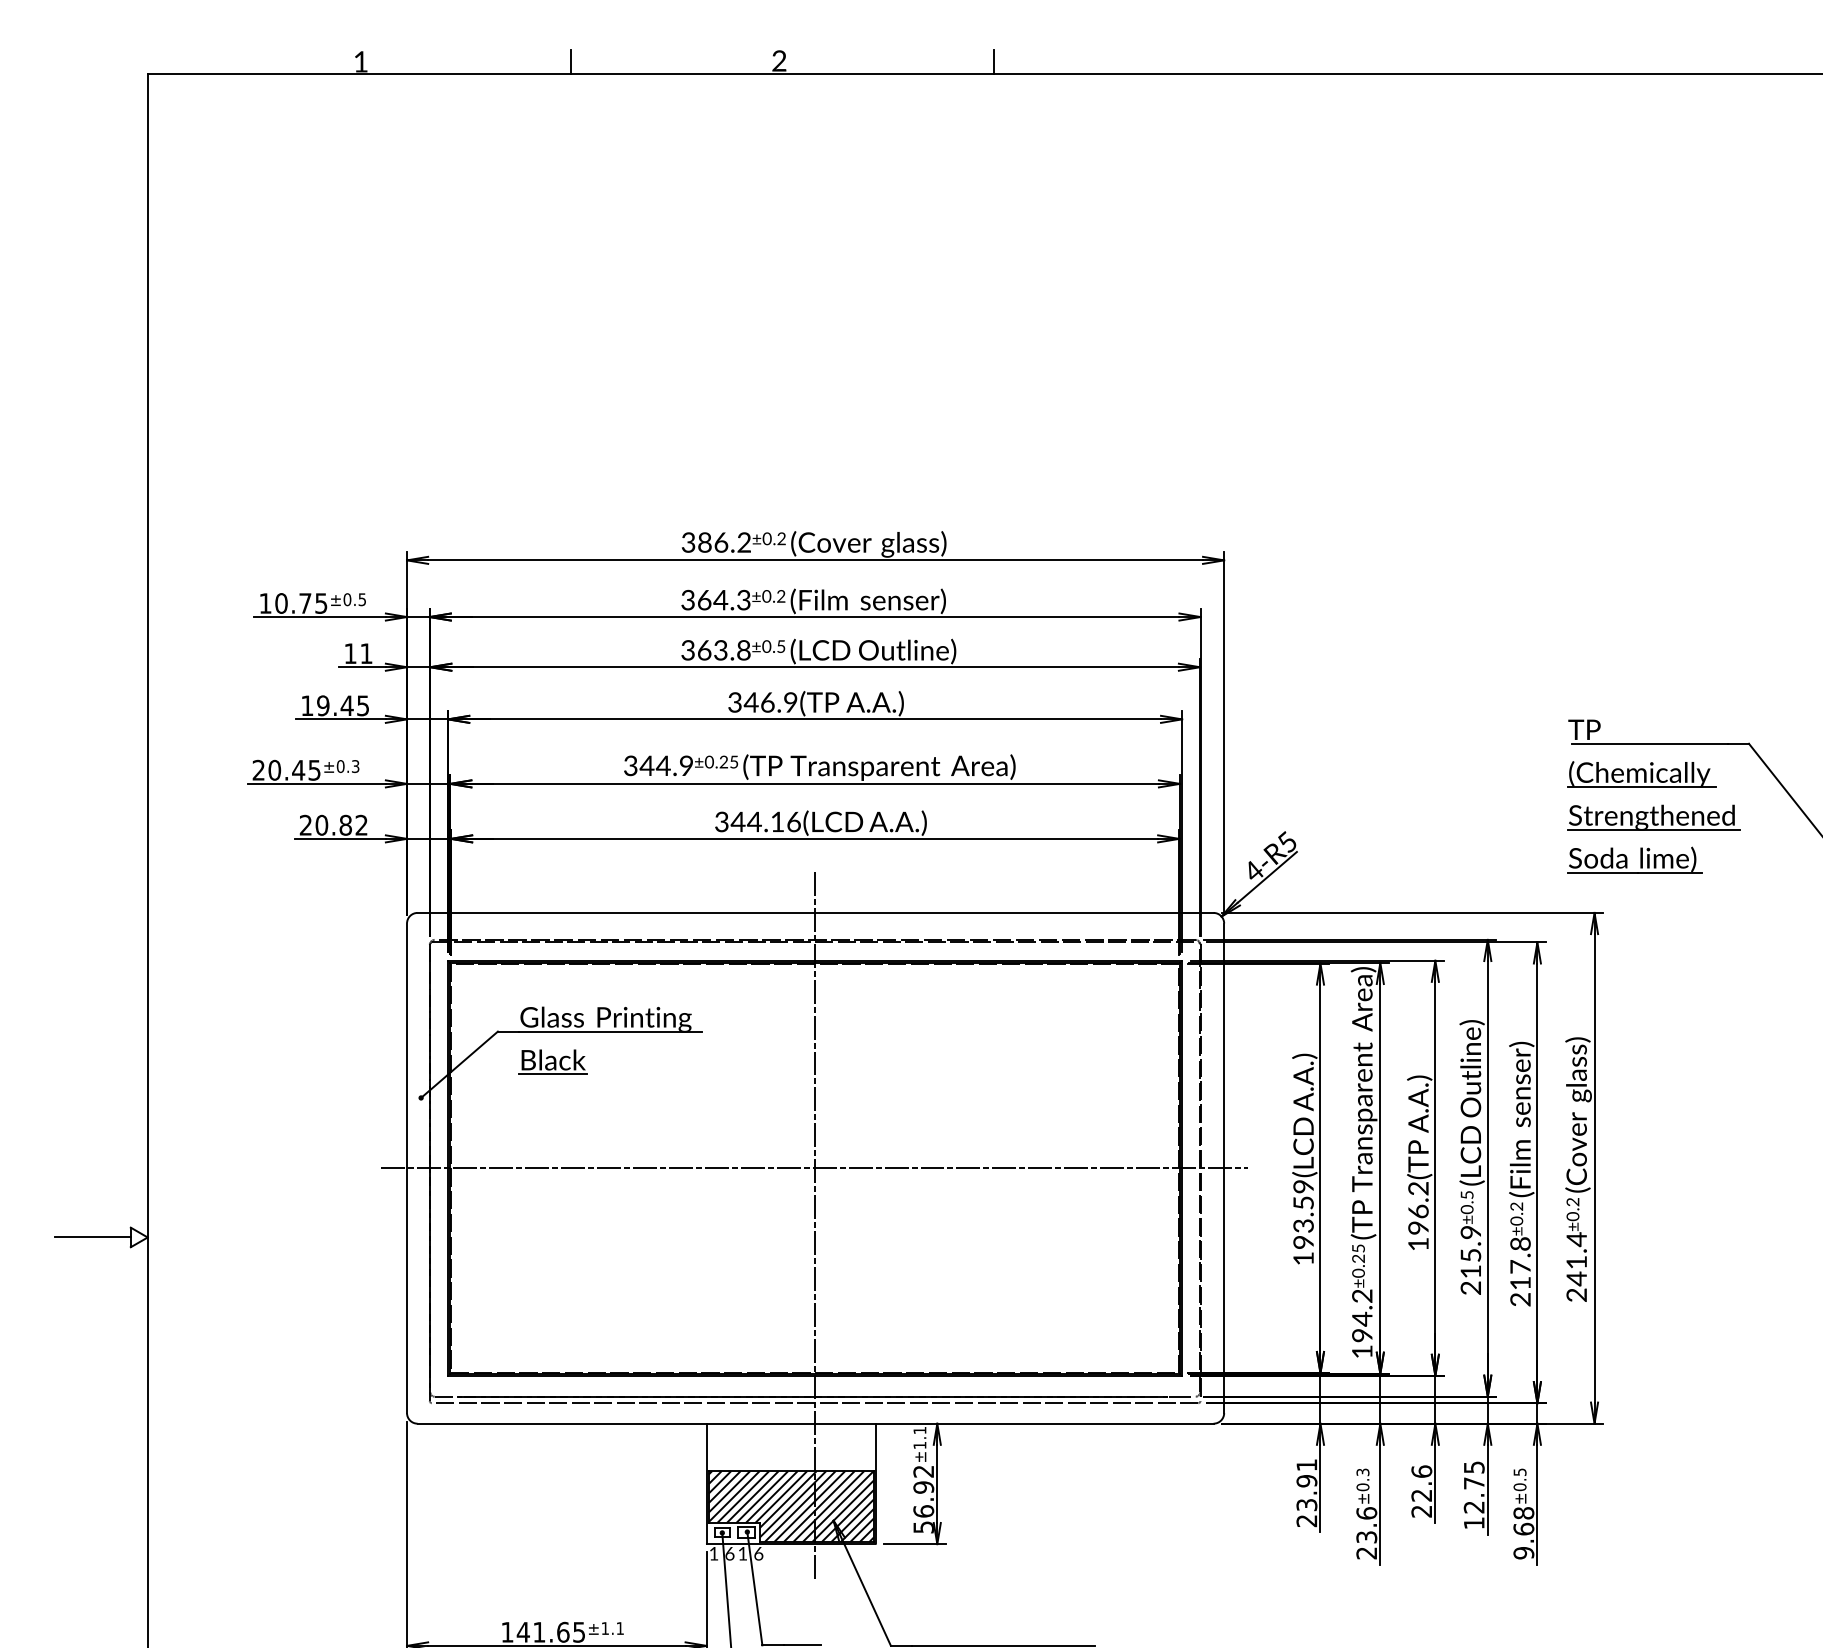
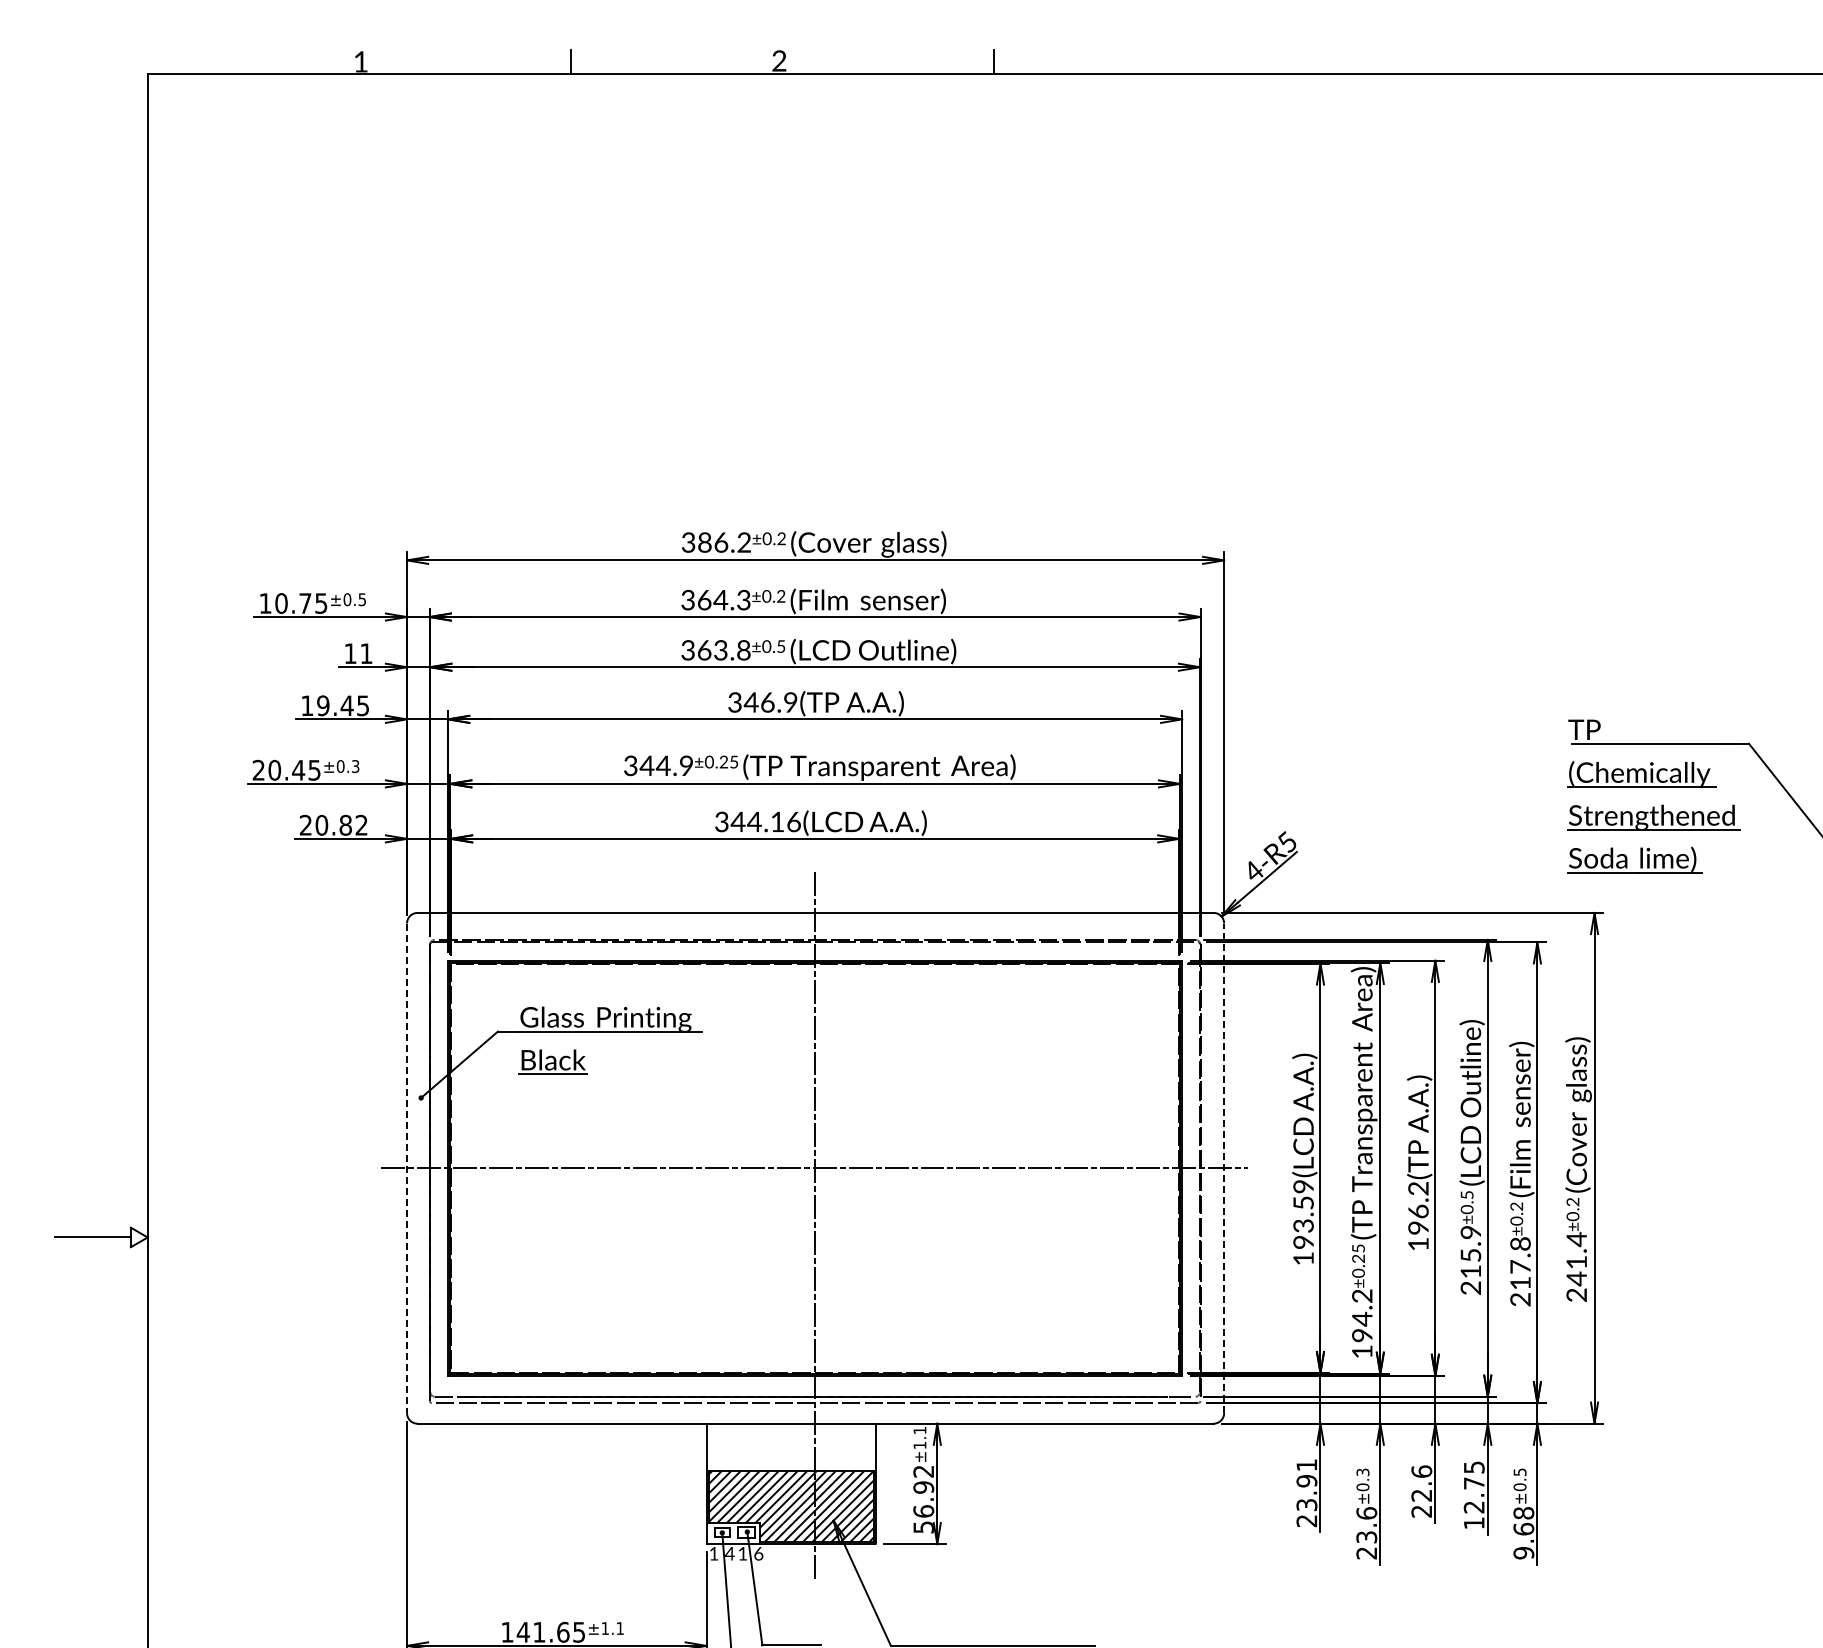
line: solid -> dashed (407, 1168)
line: solid -> dashed (1224, 1168)
text: 6 -> 4 (729, 1553)
